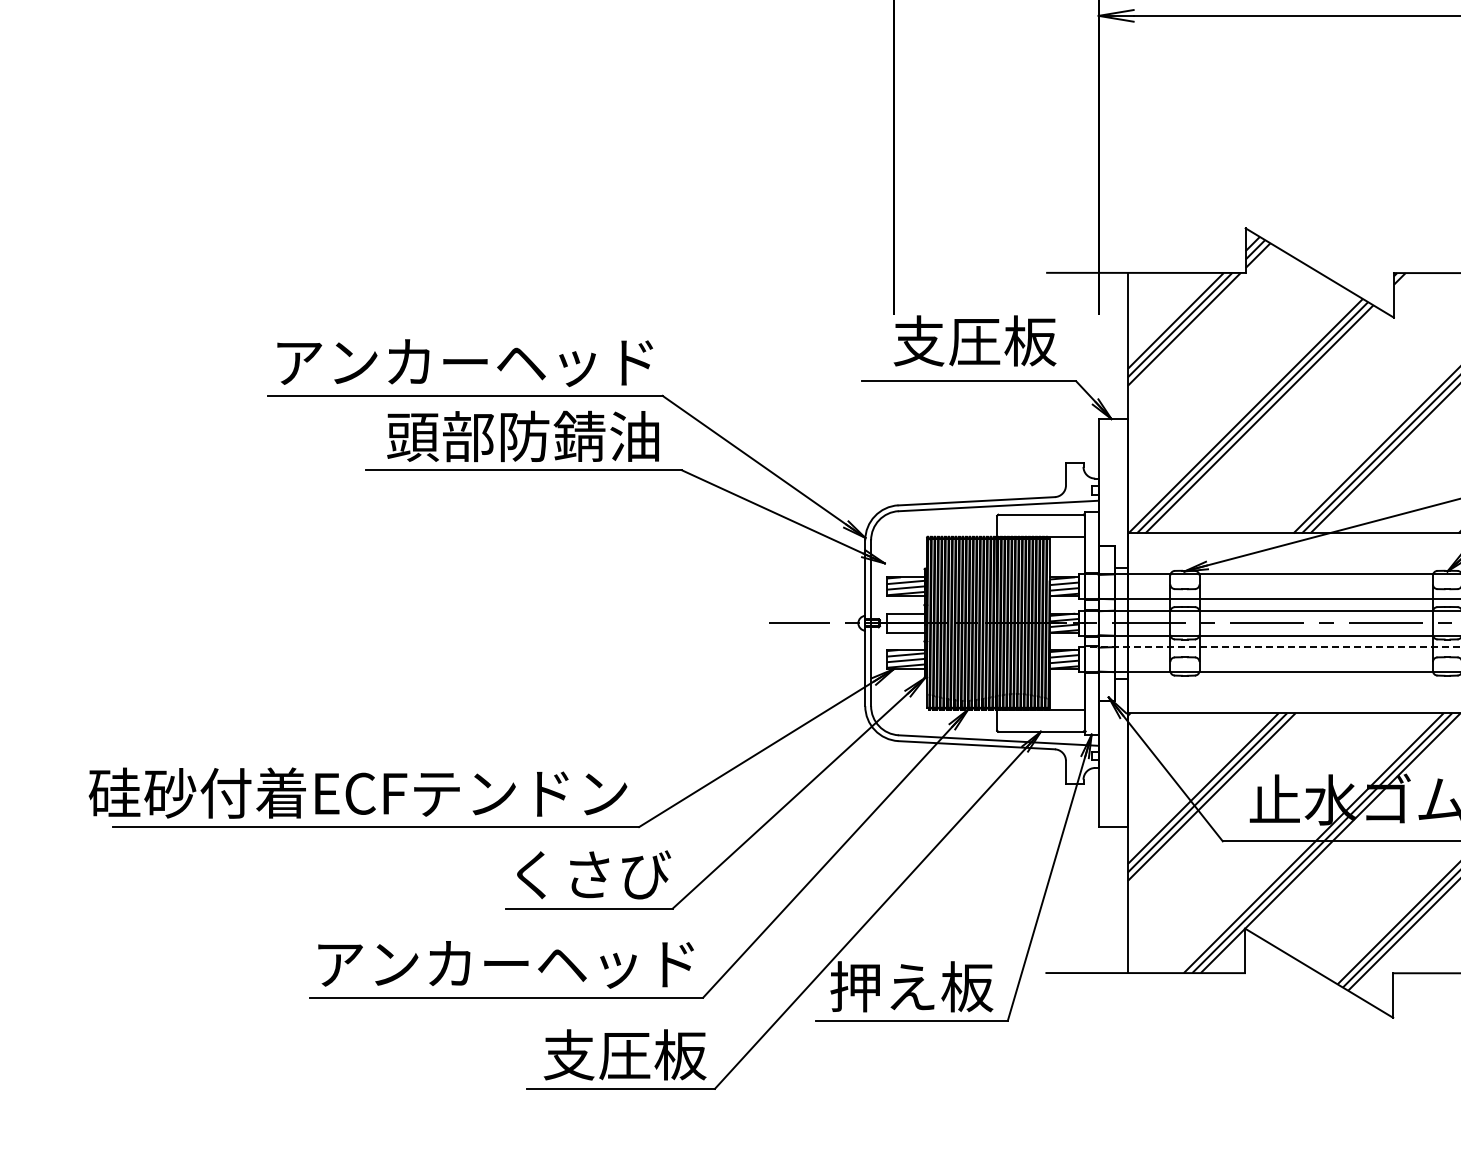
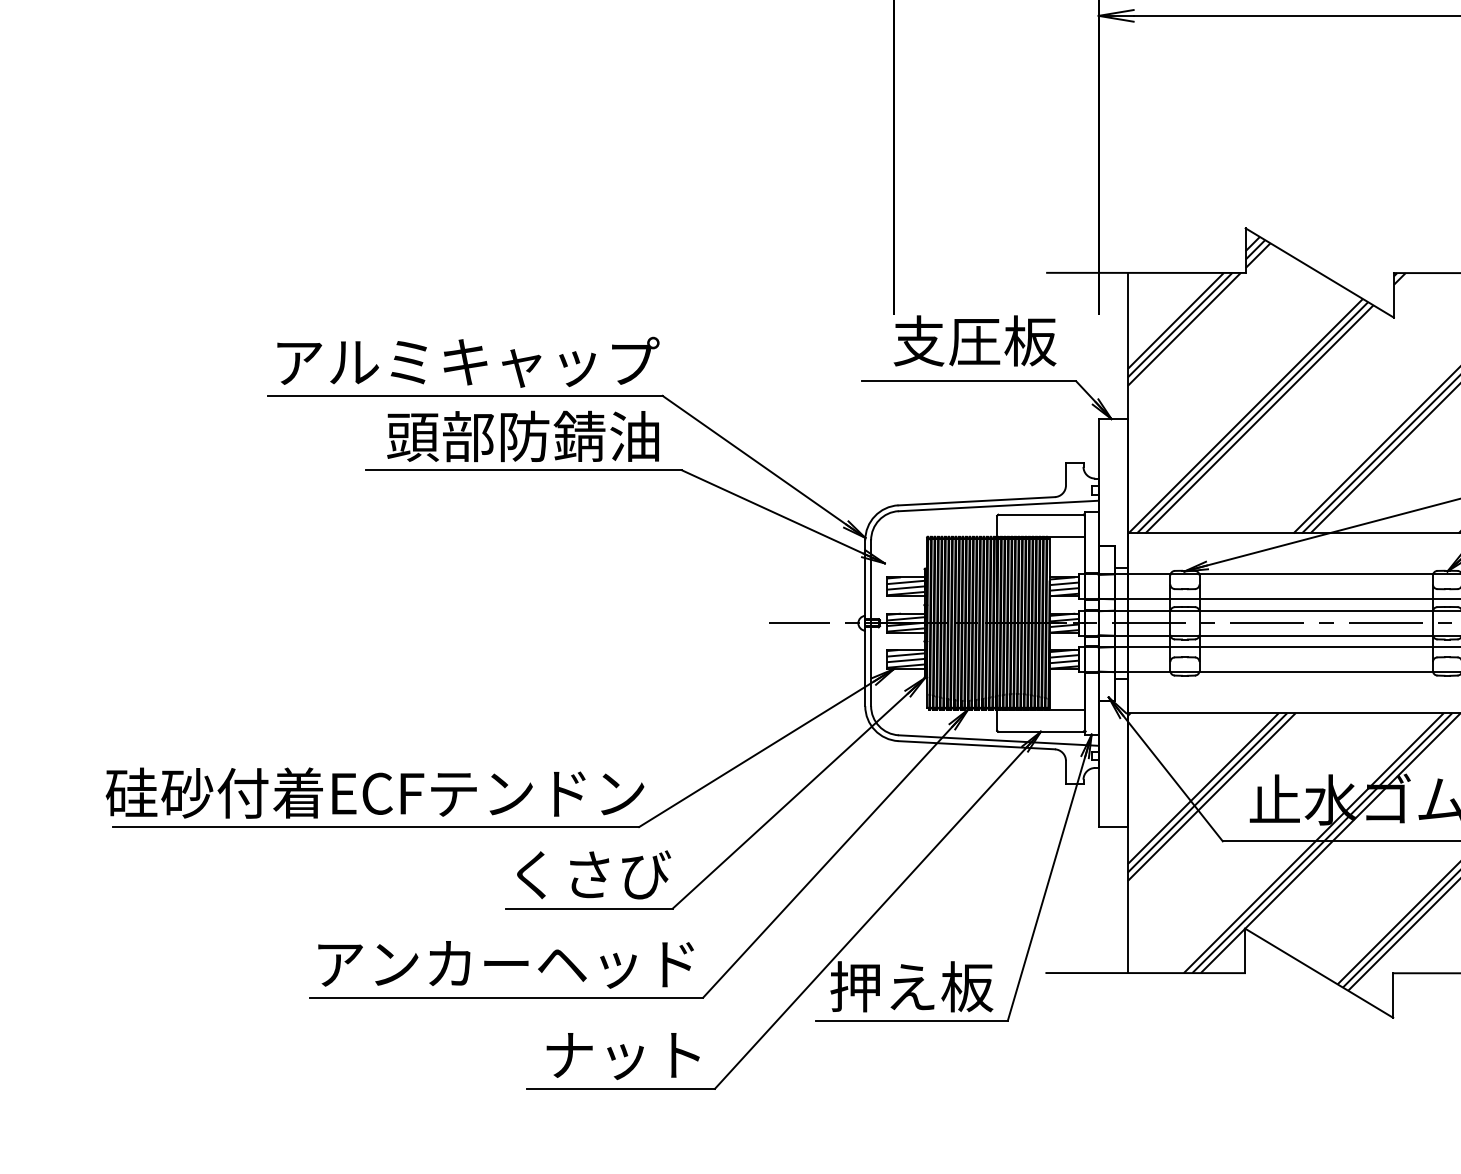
text: アンカーヘッド -> アルミキャップ (494, 361)
hatch: none -> present (906, 622)
line: dashed -> solid (1269, 646)
text position: (357, 792) -> (374, 792) (374, 792)
text: 支圧板 -> ナット (624, 1054)
